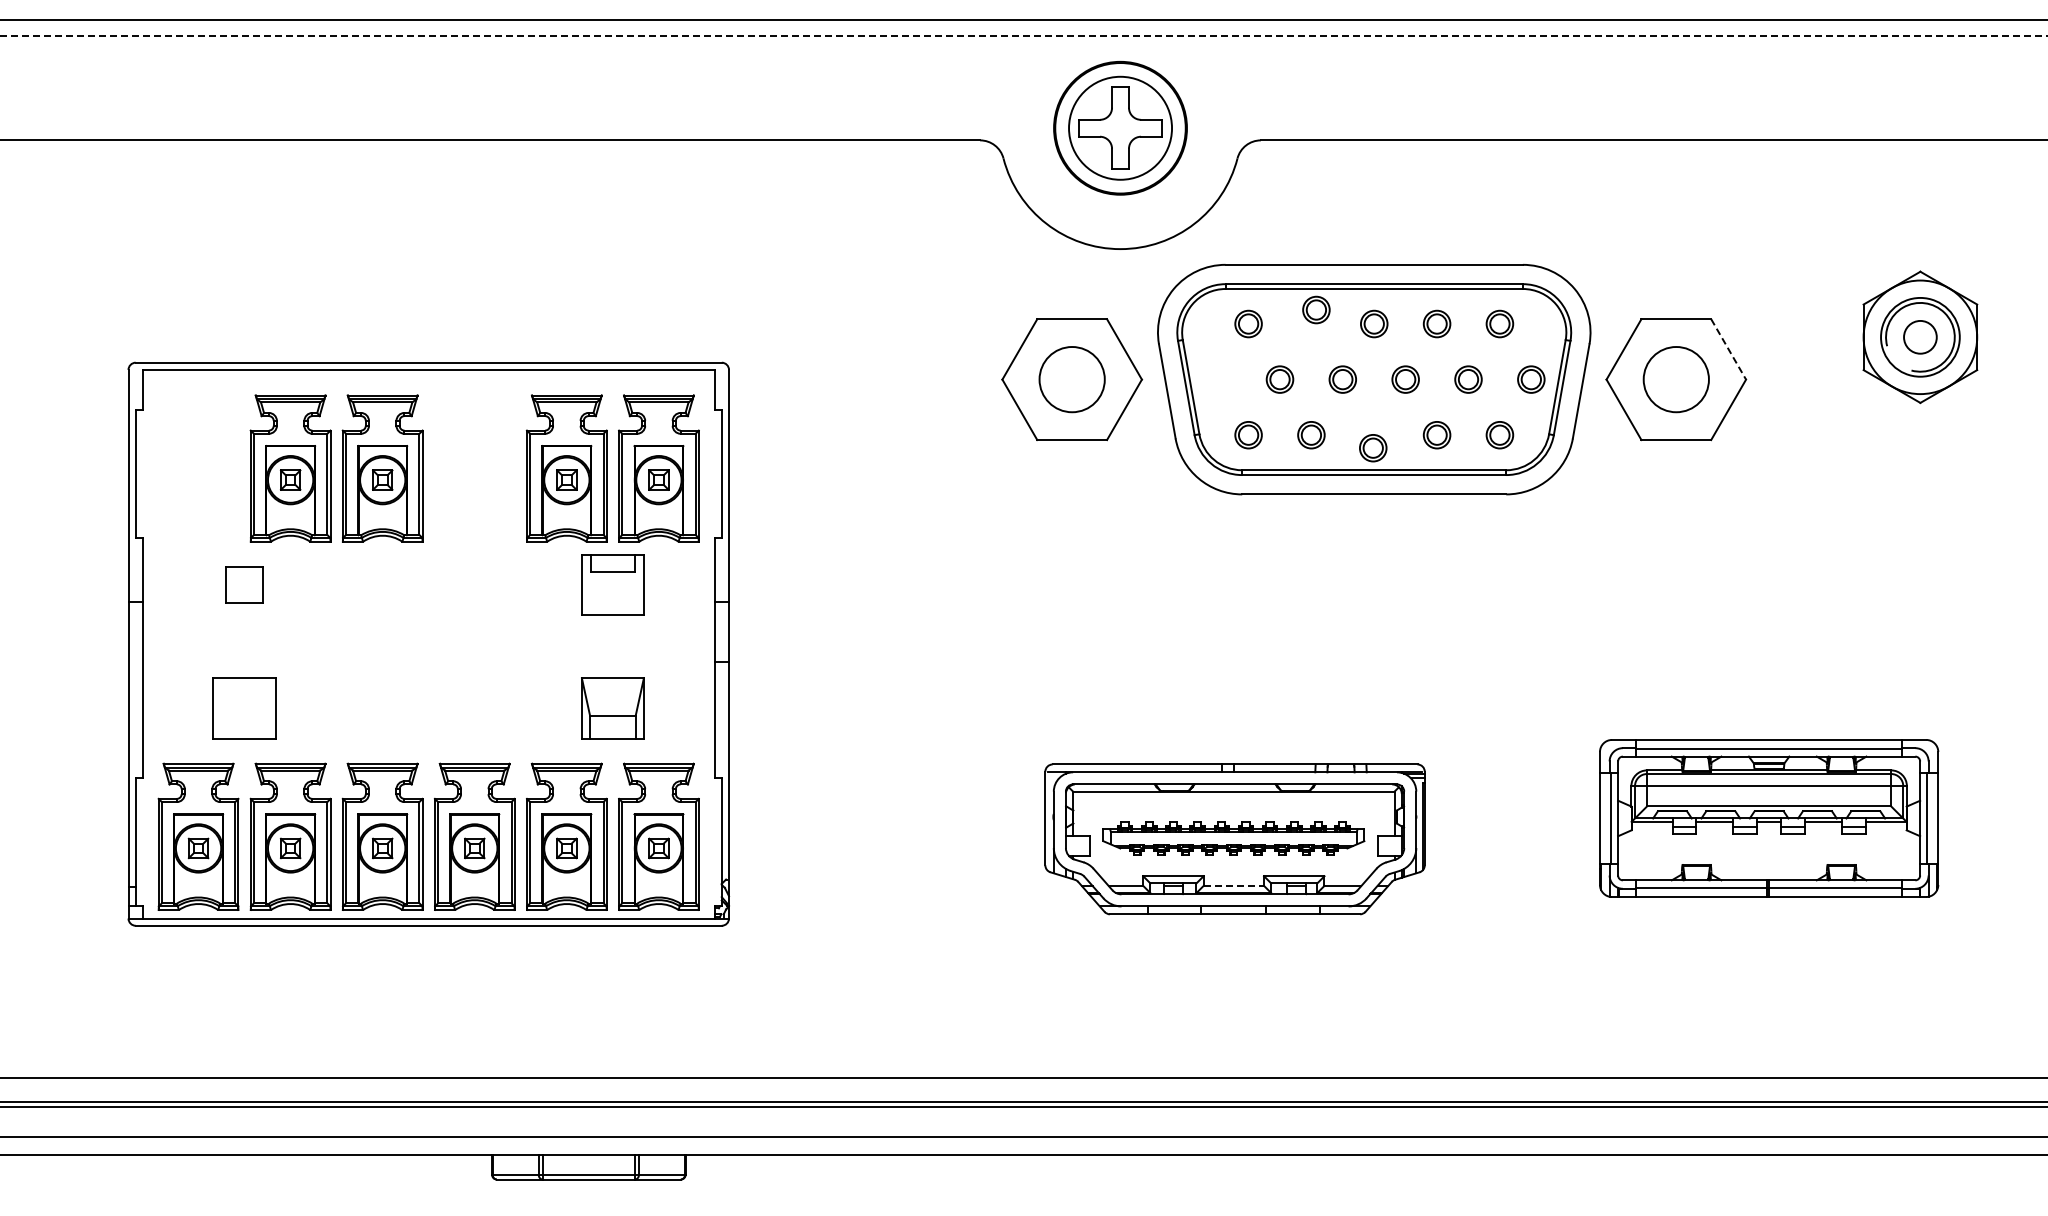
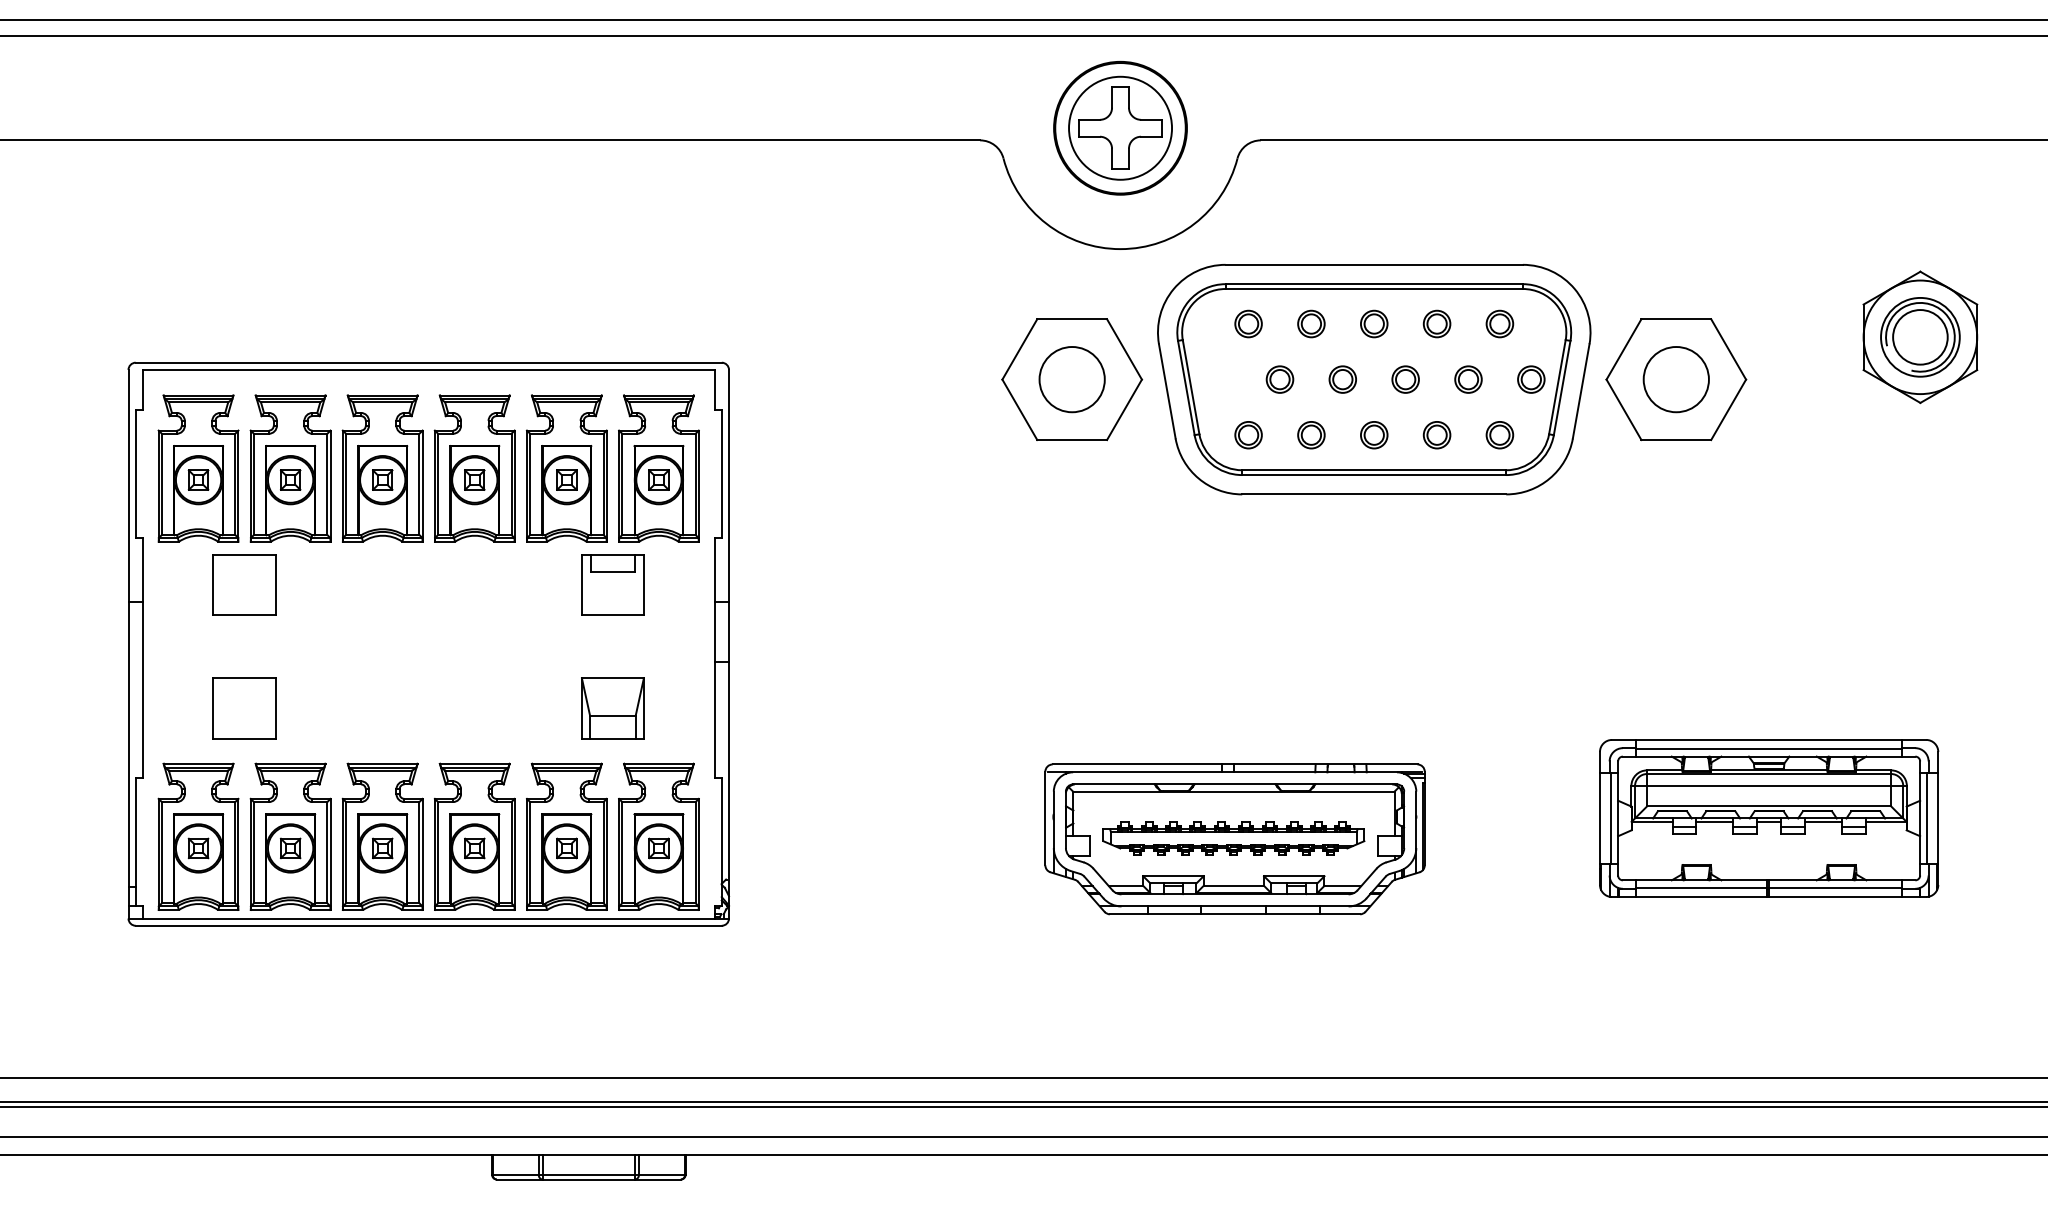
line: dashed -> solid (1024, 36)
part position: (1316, 309) -> (1311, 323) (1311, 323)
circle diameter: 33 px -> 55 px (1920, 337)
line: dashed -> solid (1728, 349)
part position: (1373, 448) -> (1374, 435) (1374, 435)
part: none -> present (198, 468)
part: none -> present (474, 468)
part size: 39x38 px -> 65x62 px (244, 584)
line: dashed -> solid (1234, 885)
